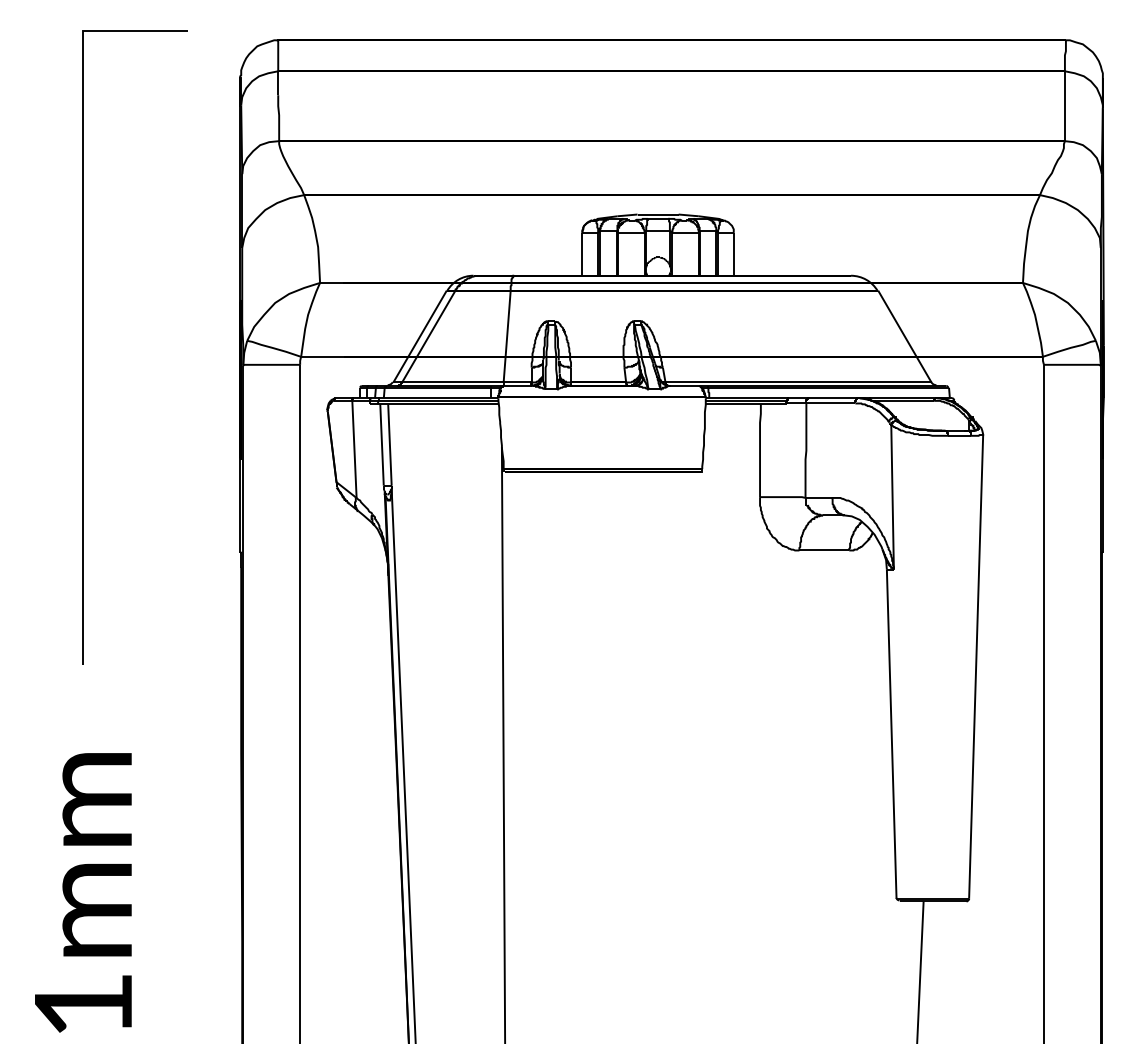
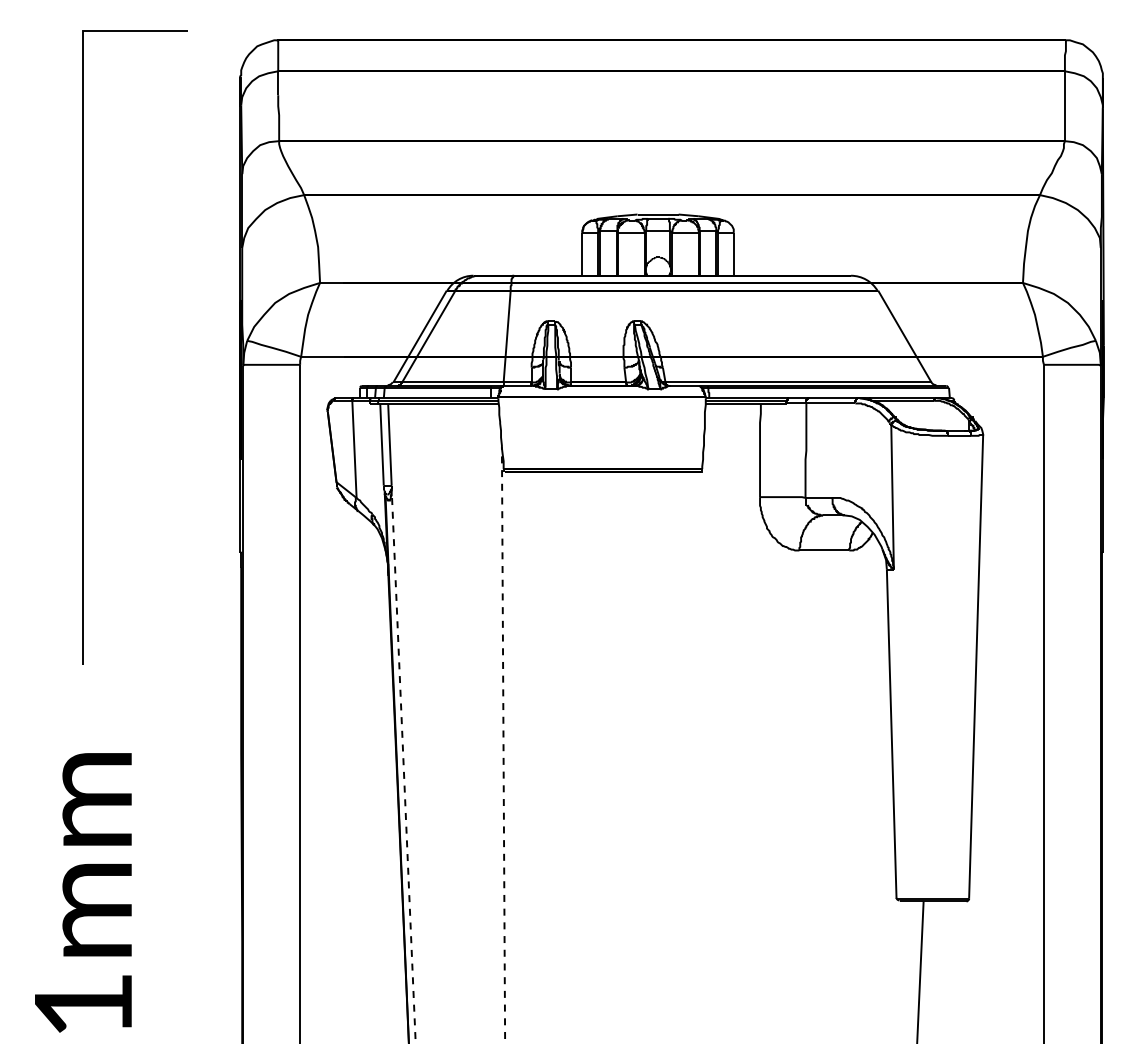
line: solid -> dashed (503, 745)
line: solid -> dashed (403, 766)
